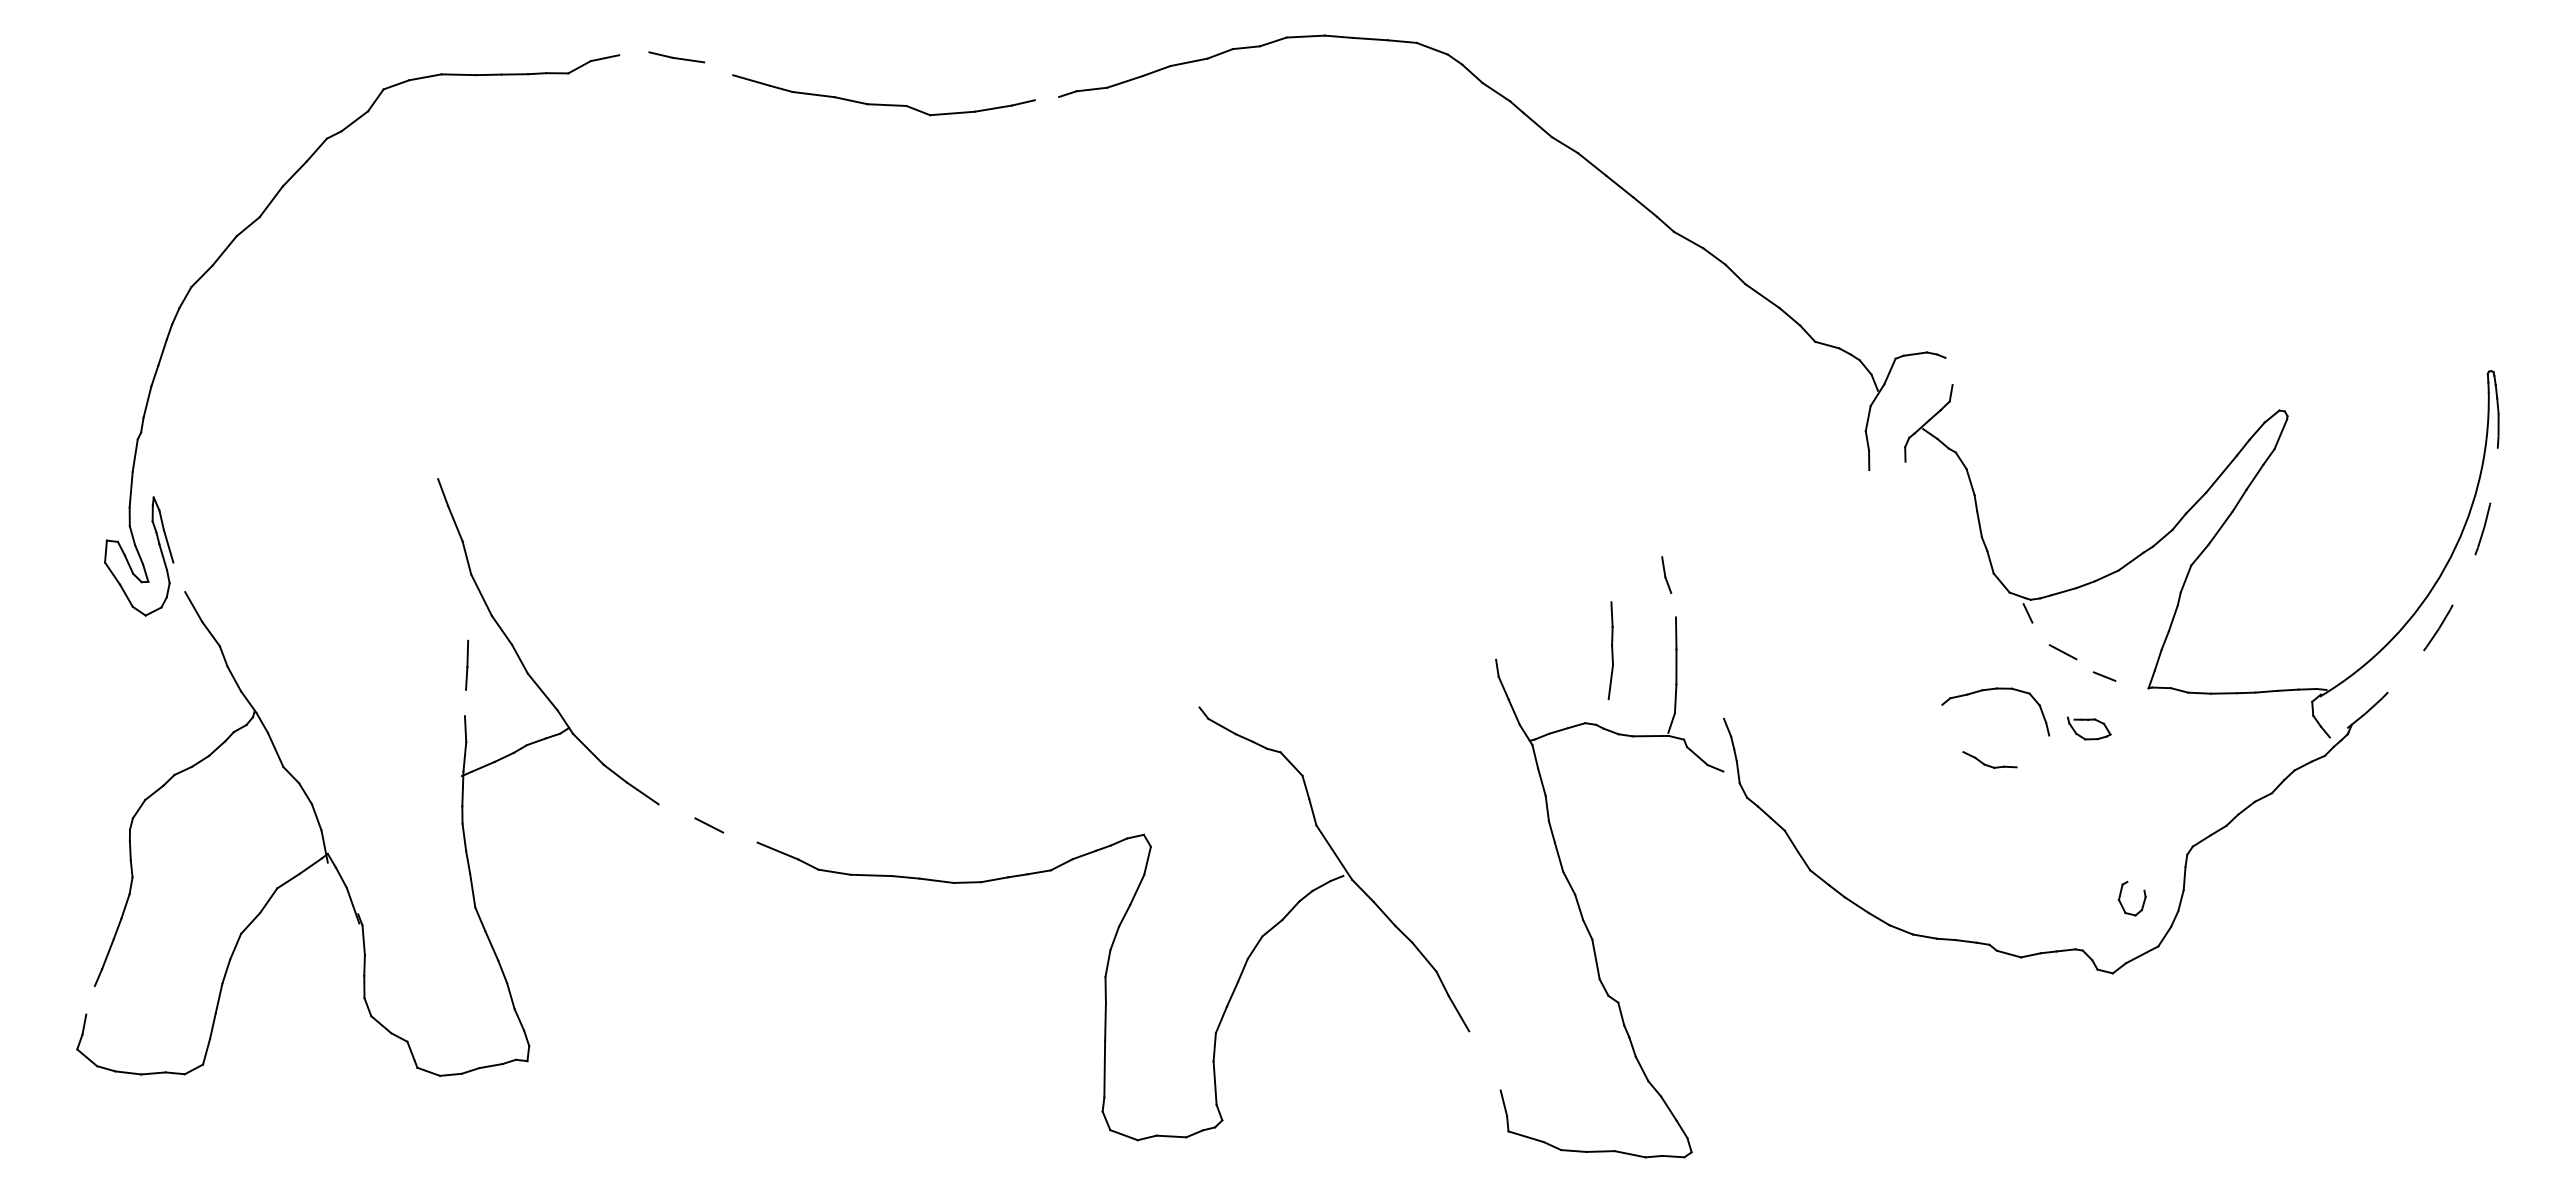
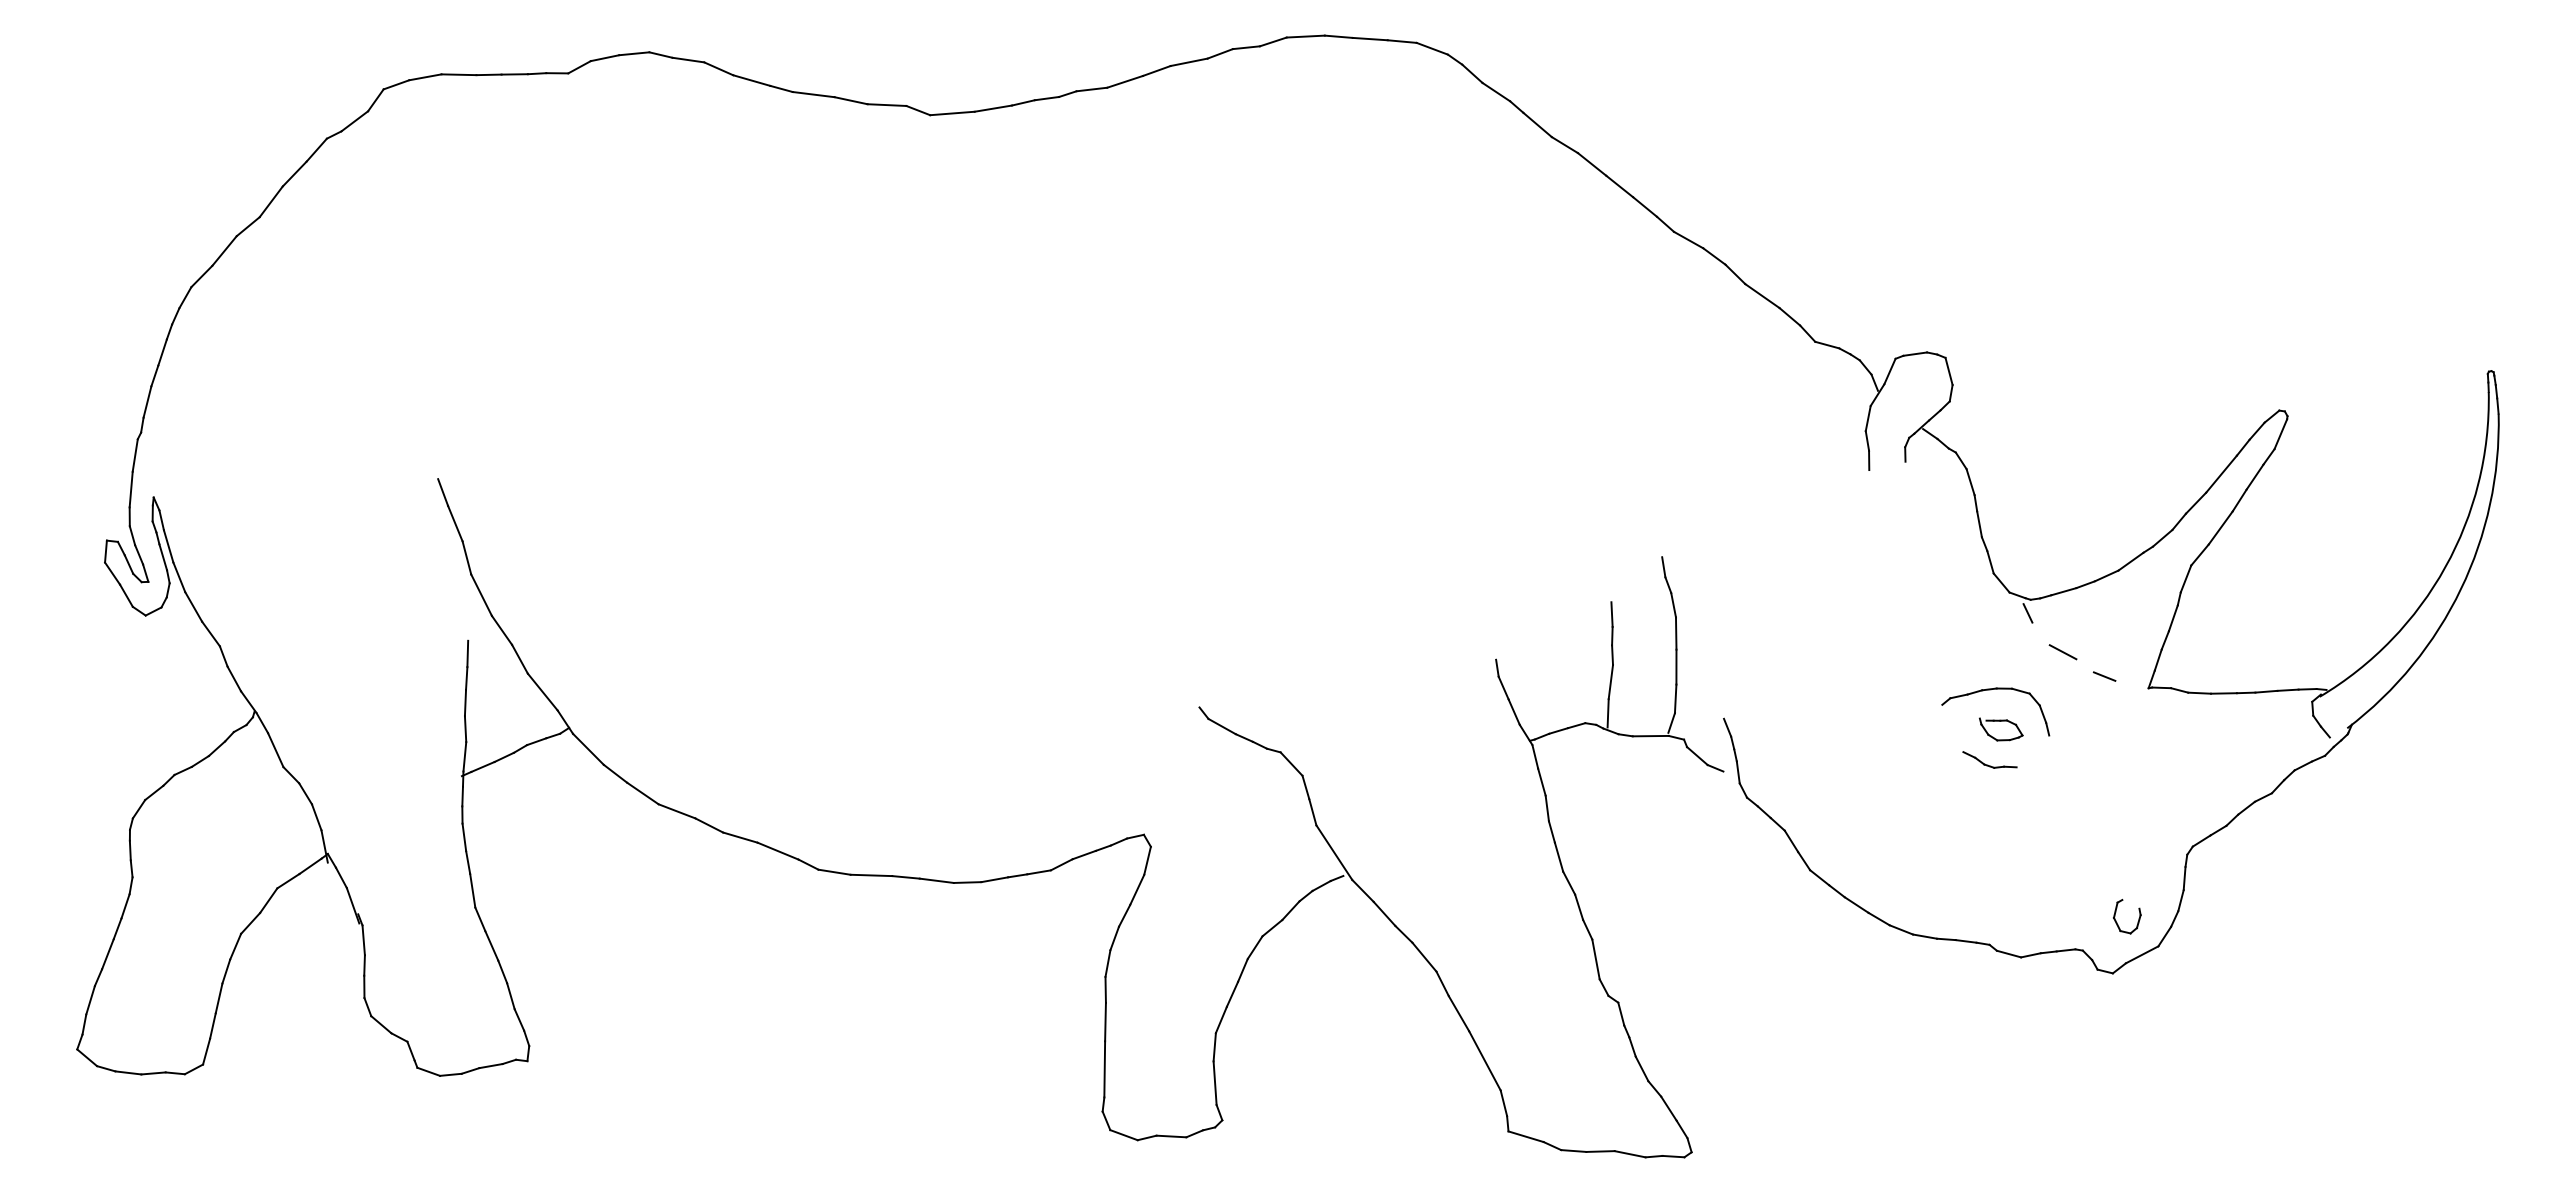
line: none -> present (634, 53)
line: none -> present (718, 68)
line: none -> present (1046, 98)
line: none -> present (1948, 371)
line: none -> present (179, 577)
arc: dashed -> solid (2460, 589)
line: none -> present (1673, 605)
line: none -> present (465, 702)
line: none -> present (1607, 713)
part position: (2089, 720) -> (2001, 721) (2001, 721)
line: none -> present (676, 811)
line: none -> present (740, 837)
part position: (2143, 900) -> (2138, 918) (2138, 918)
line: none -> present (90, 1000)
line: none -> present (1484, 1060)
